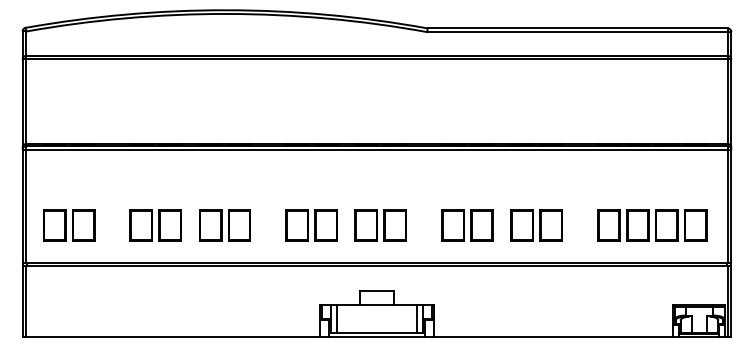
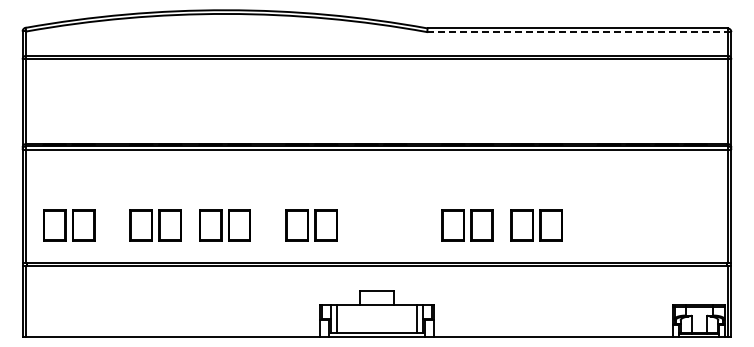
line: solid -> dashed (579, 32)
part: present -> none (380, 225)
part: present -> none (652, 225)
